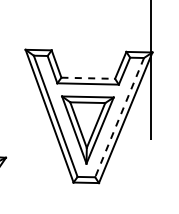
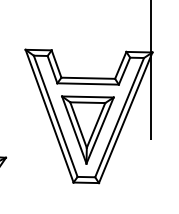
line: dashed -> solid (88, 78)
line: dashed -> solid (119, 118)
